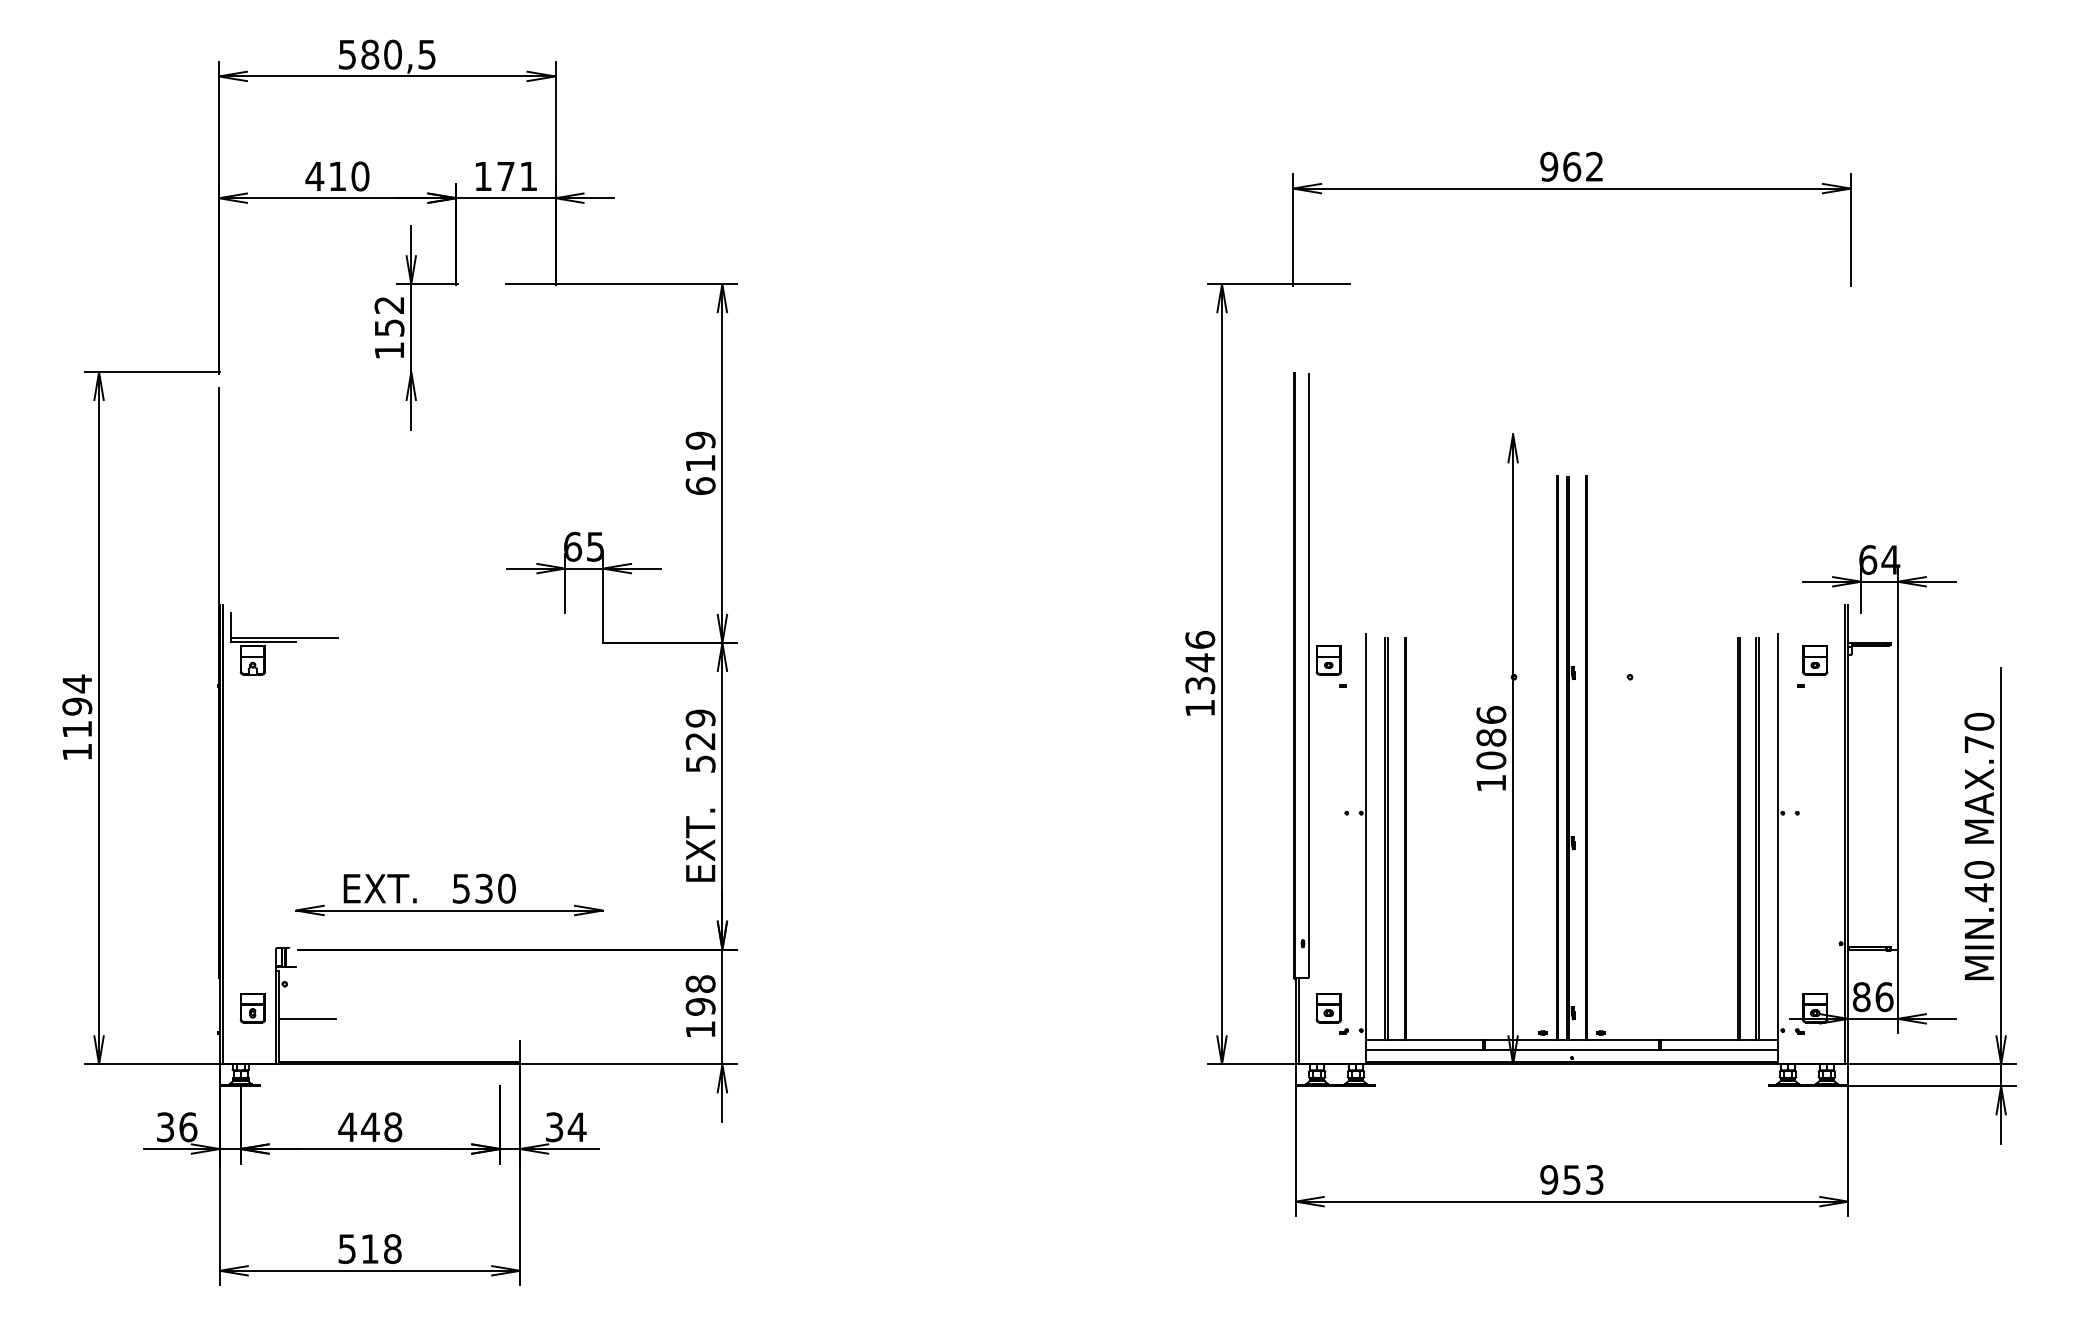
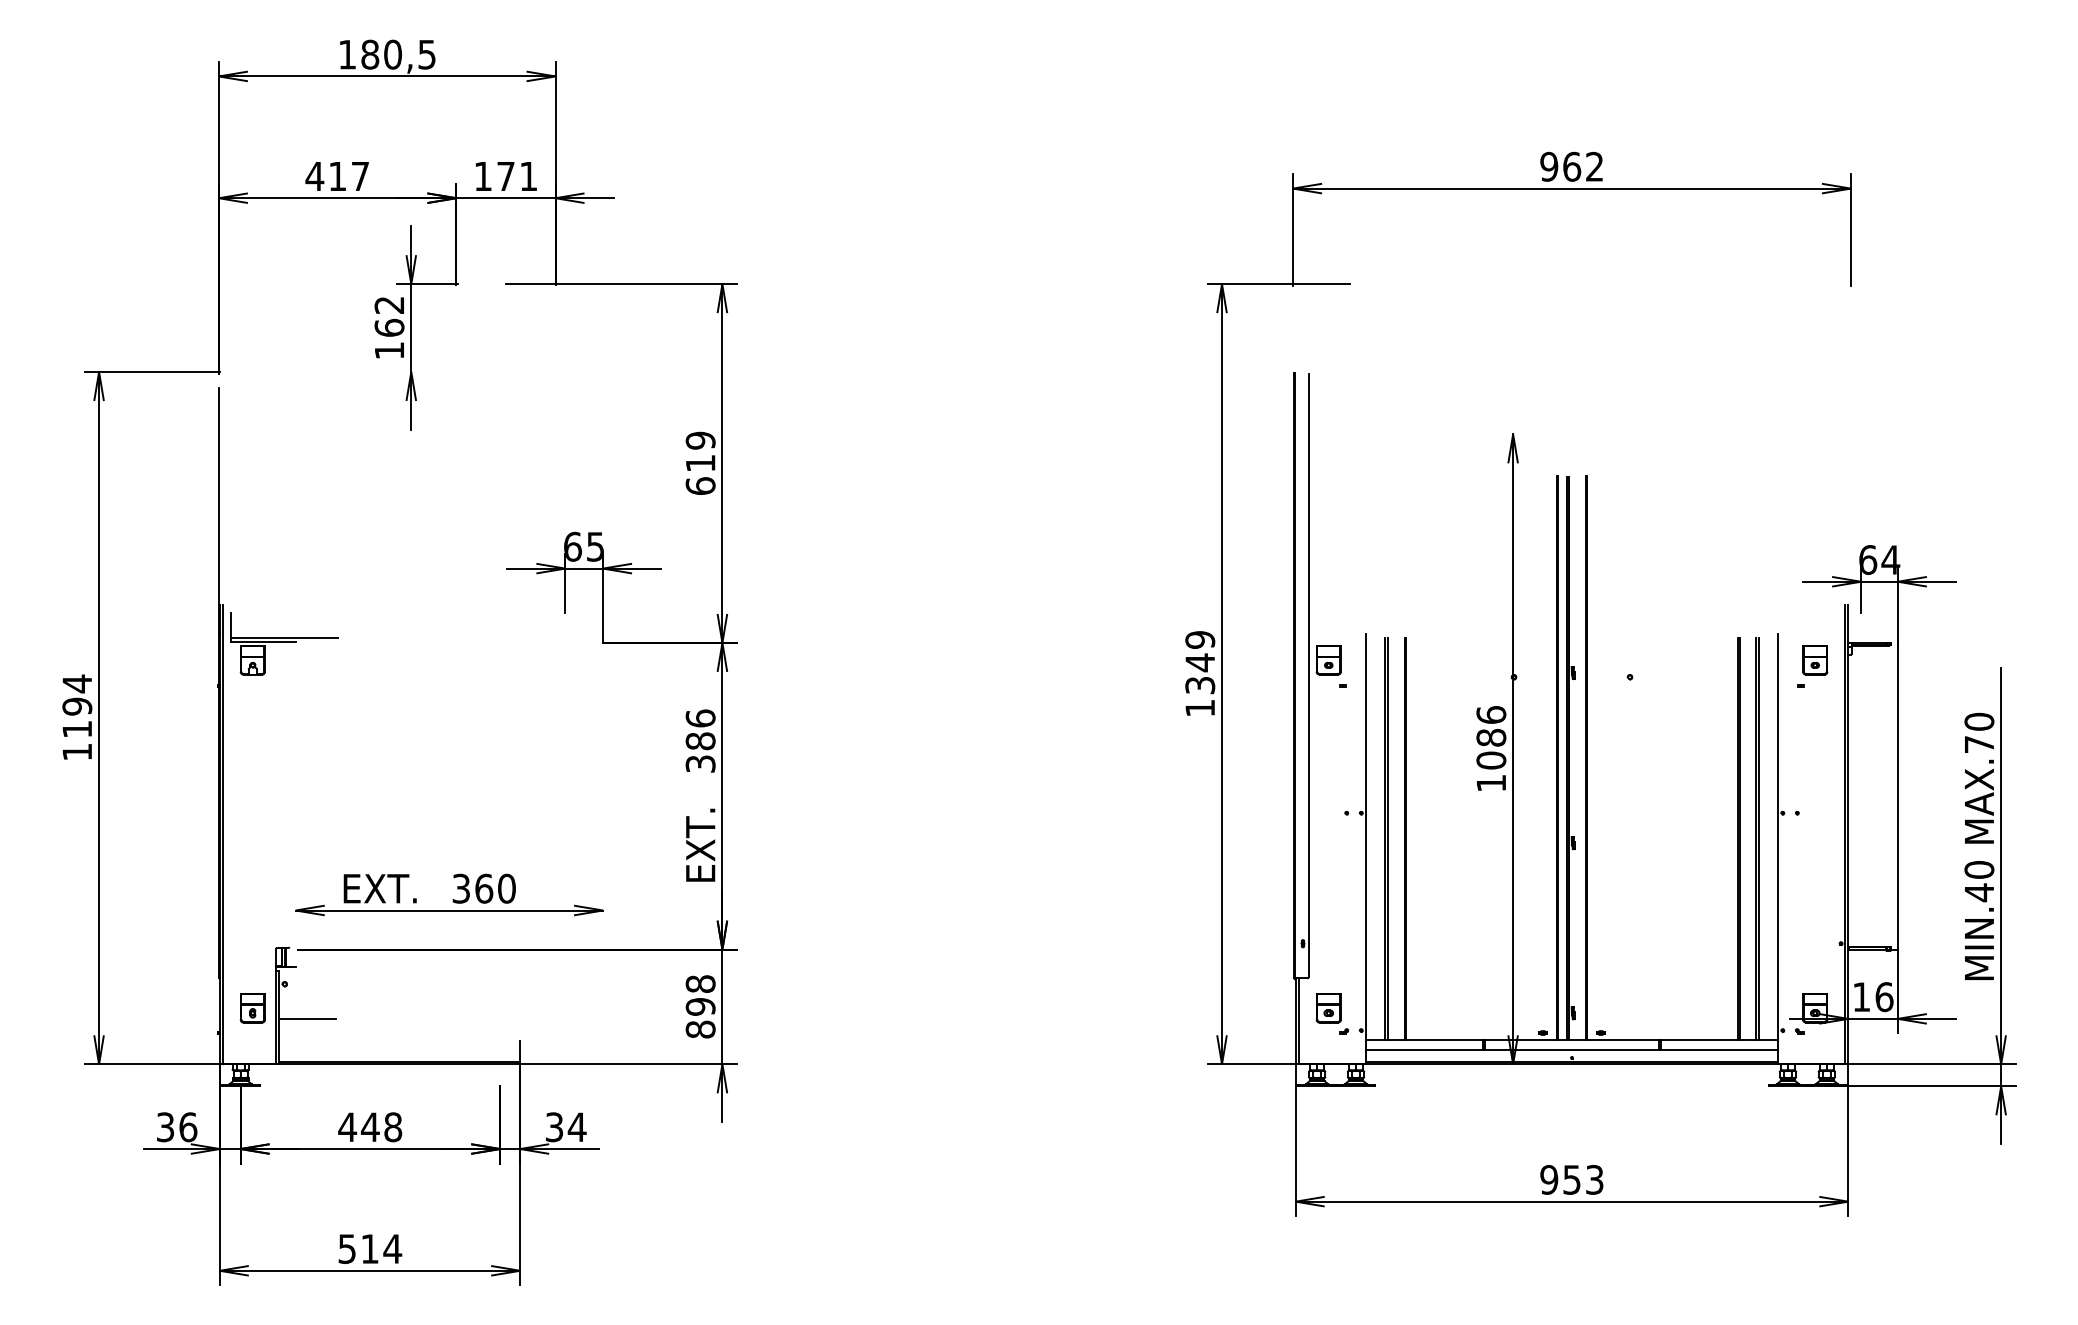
text: 580,5 -> 180,5 (347, 54)
text: 410 -> 417 (360, 176)
text: 152 -> 162 (389, 327)
text: 1346 -> 1349 (1200, 639)
text: 529 -> 386 (700, 740)
text: 530 -> 360 (473, 888)
text: 86 -> 16 (1861, 997)
text: 198 -> 898 (700, 1029)
text: 518 -> 514 (392, 1248)
